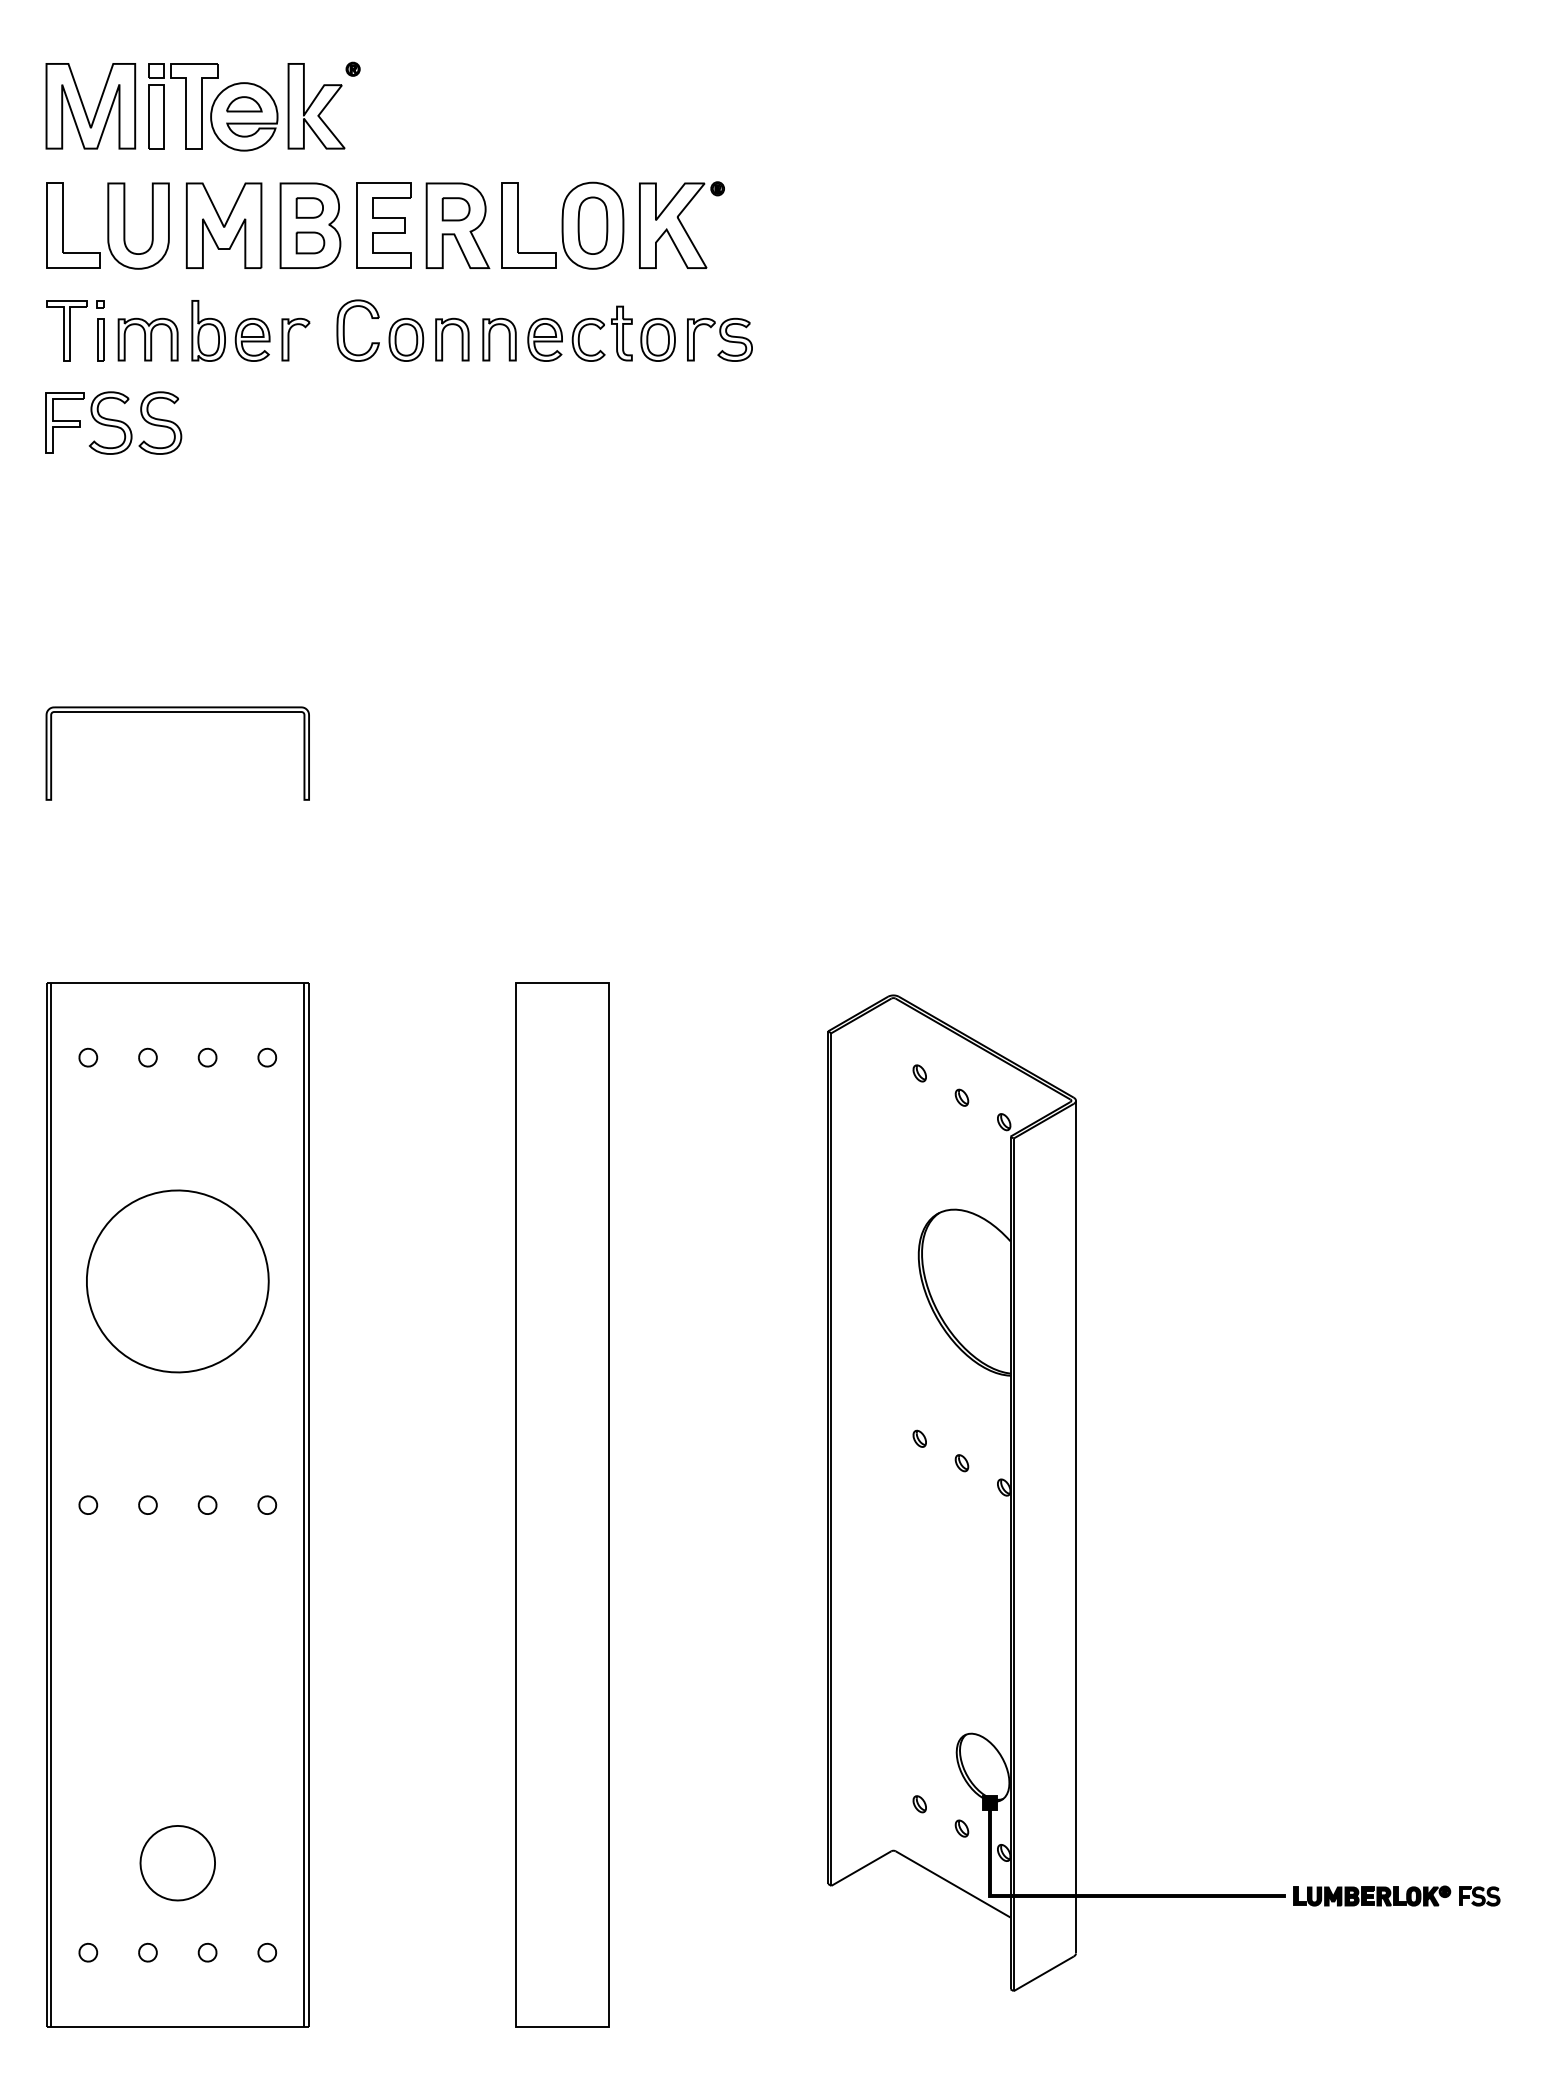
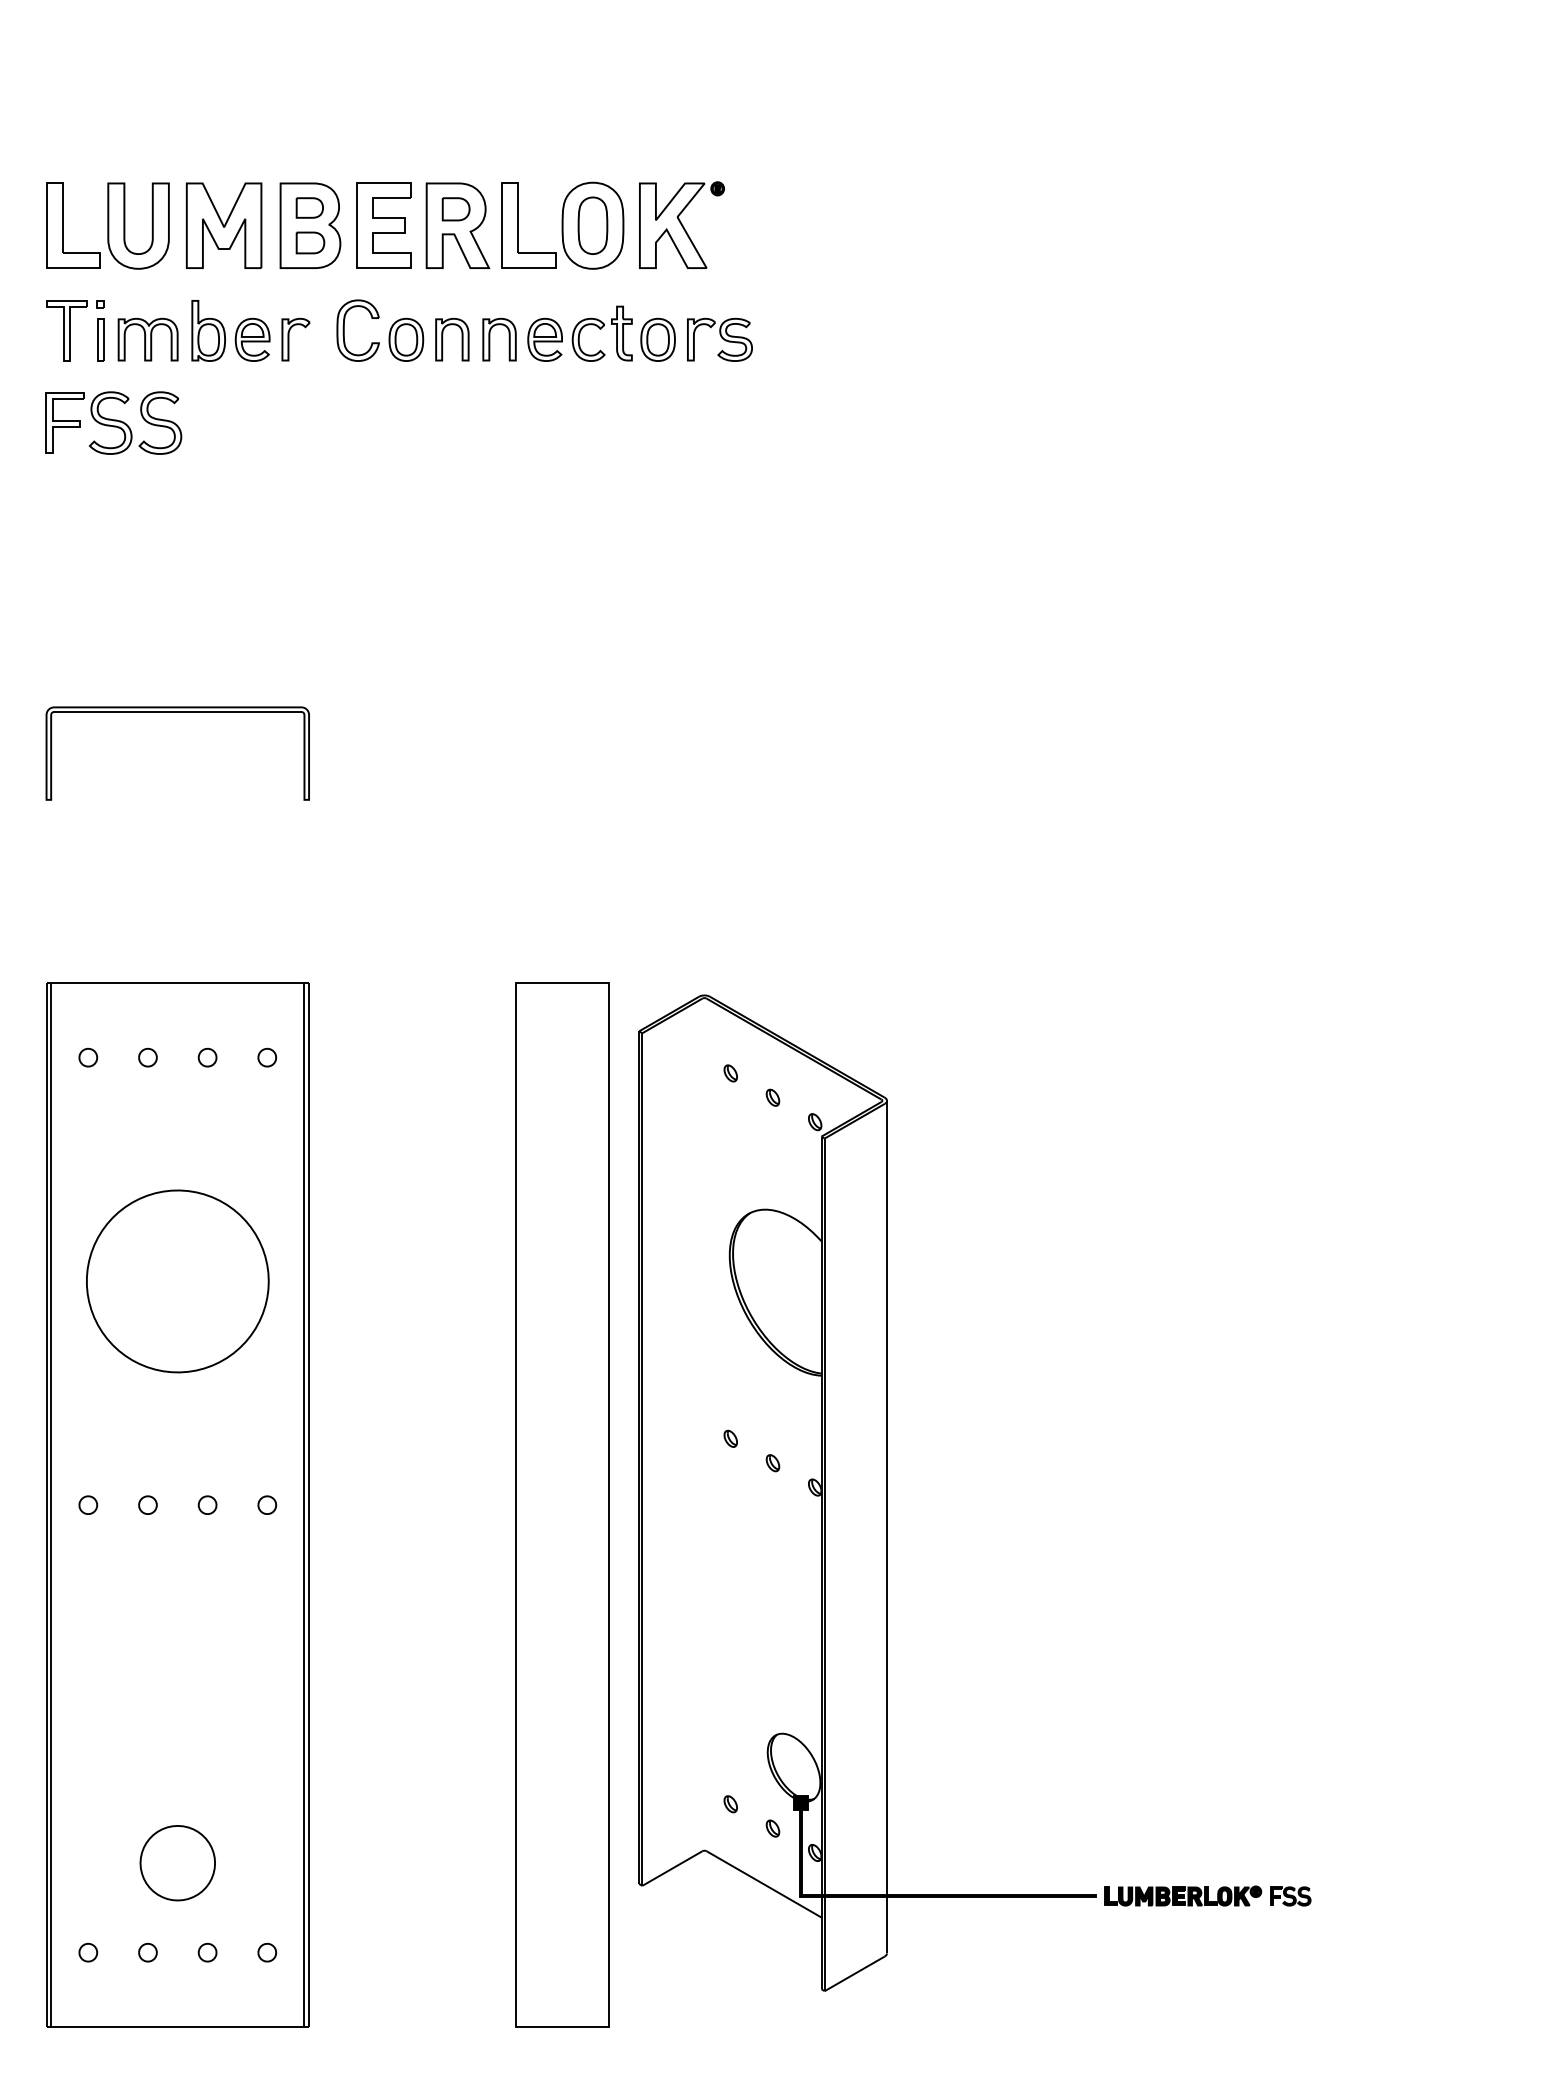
part: present -> none (202, 106)
part position: (1076, 1492) -> (887, 1492) (887, 1492)
